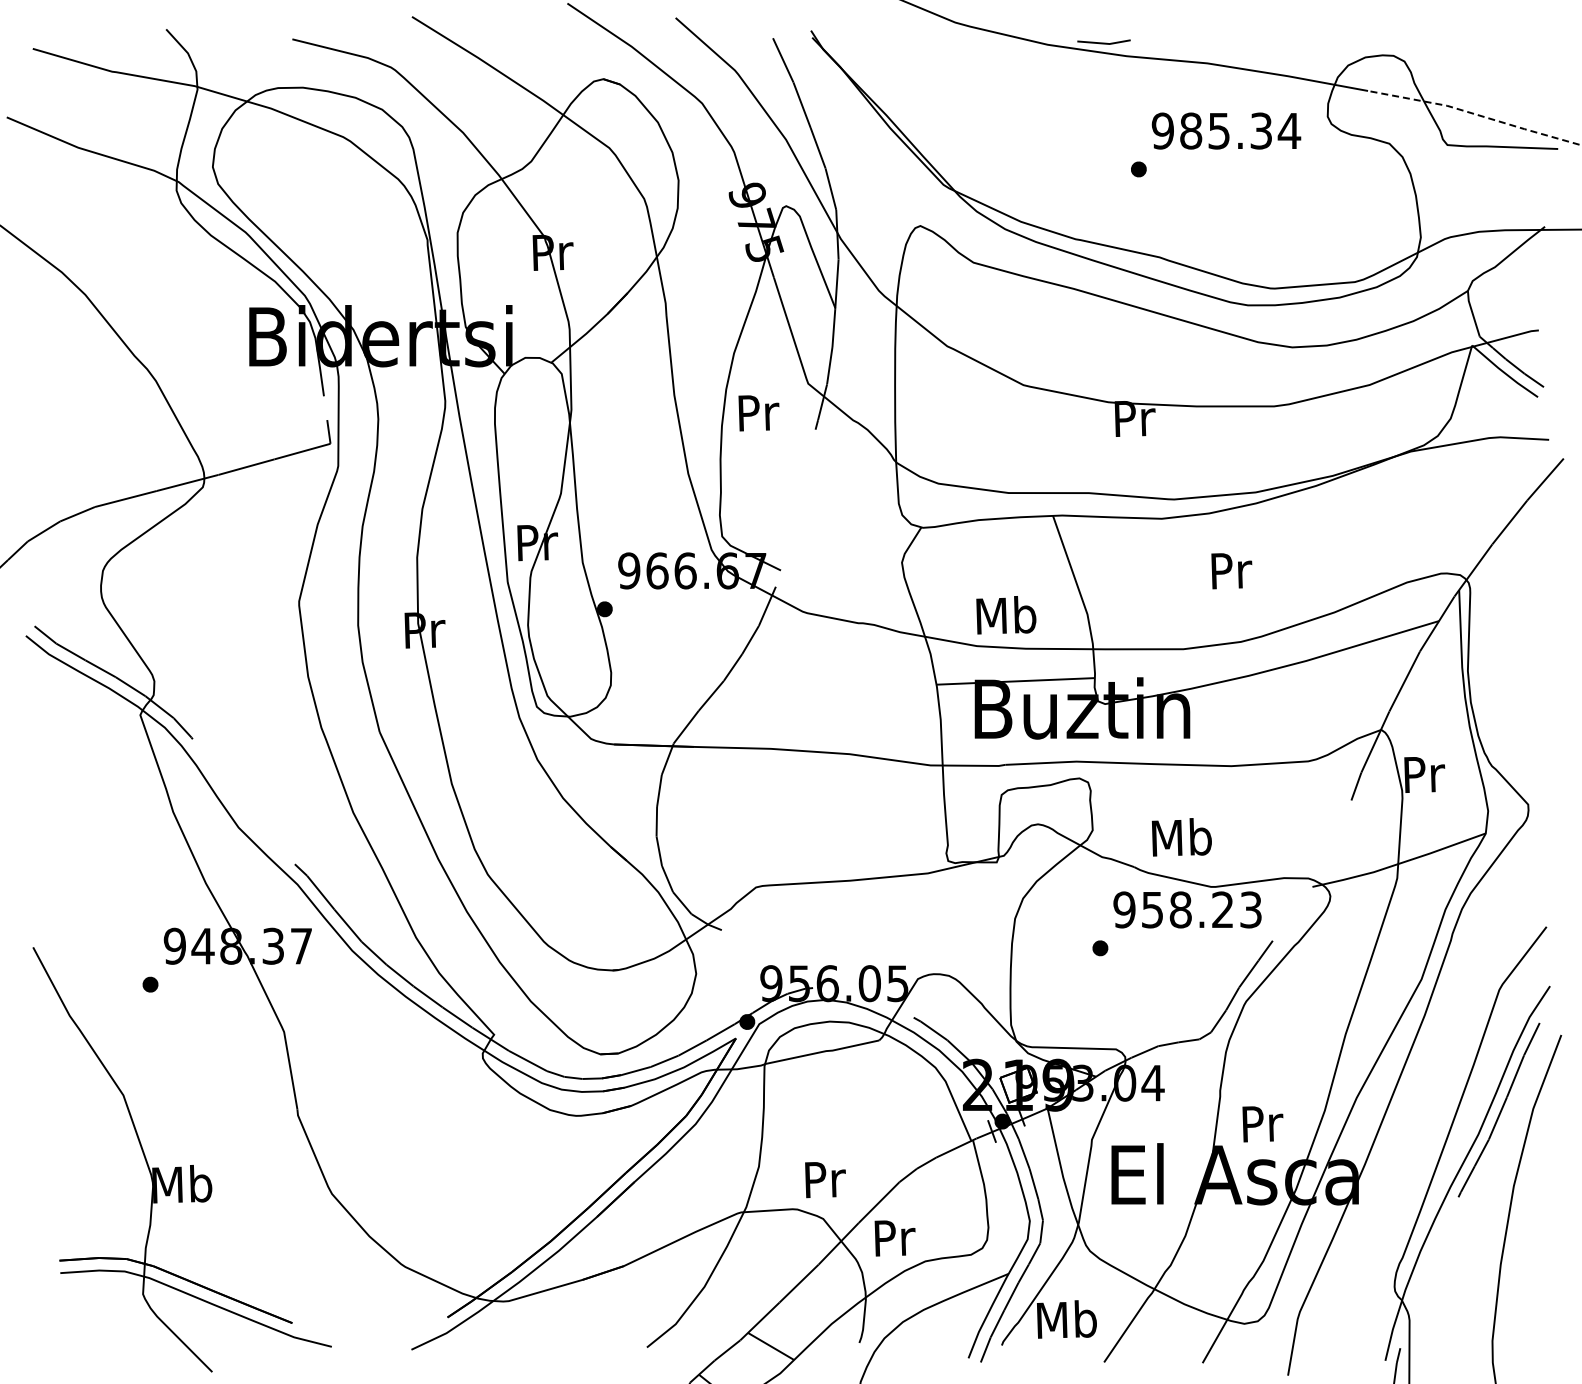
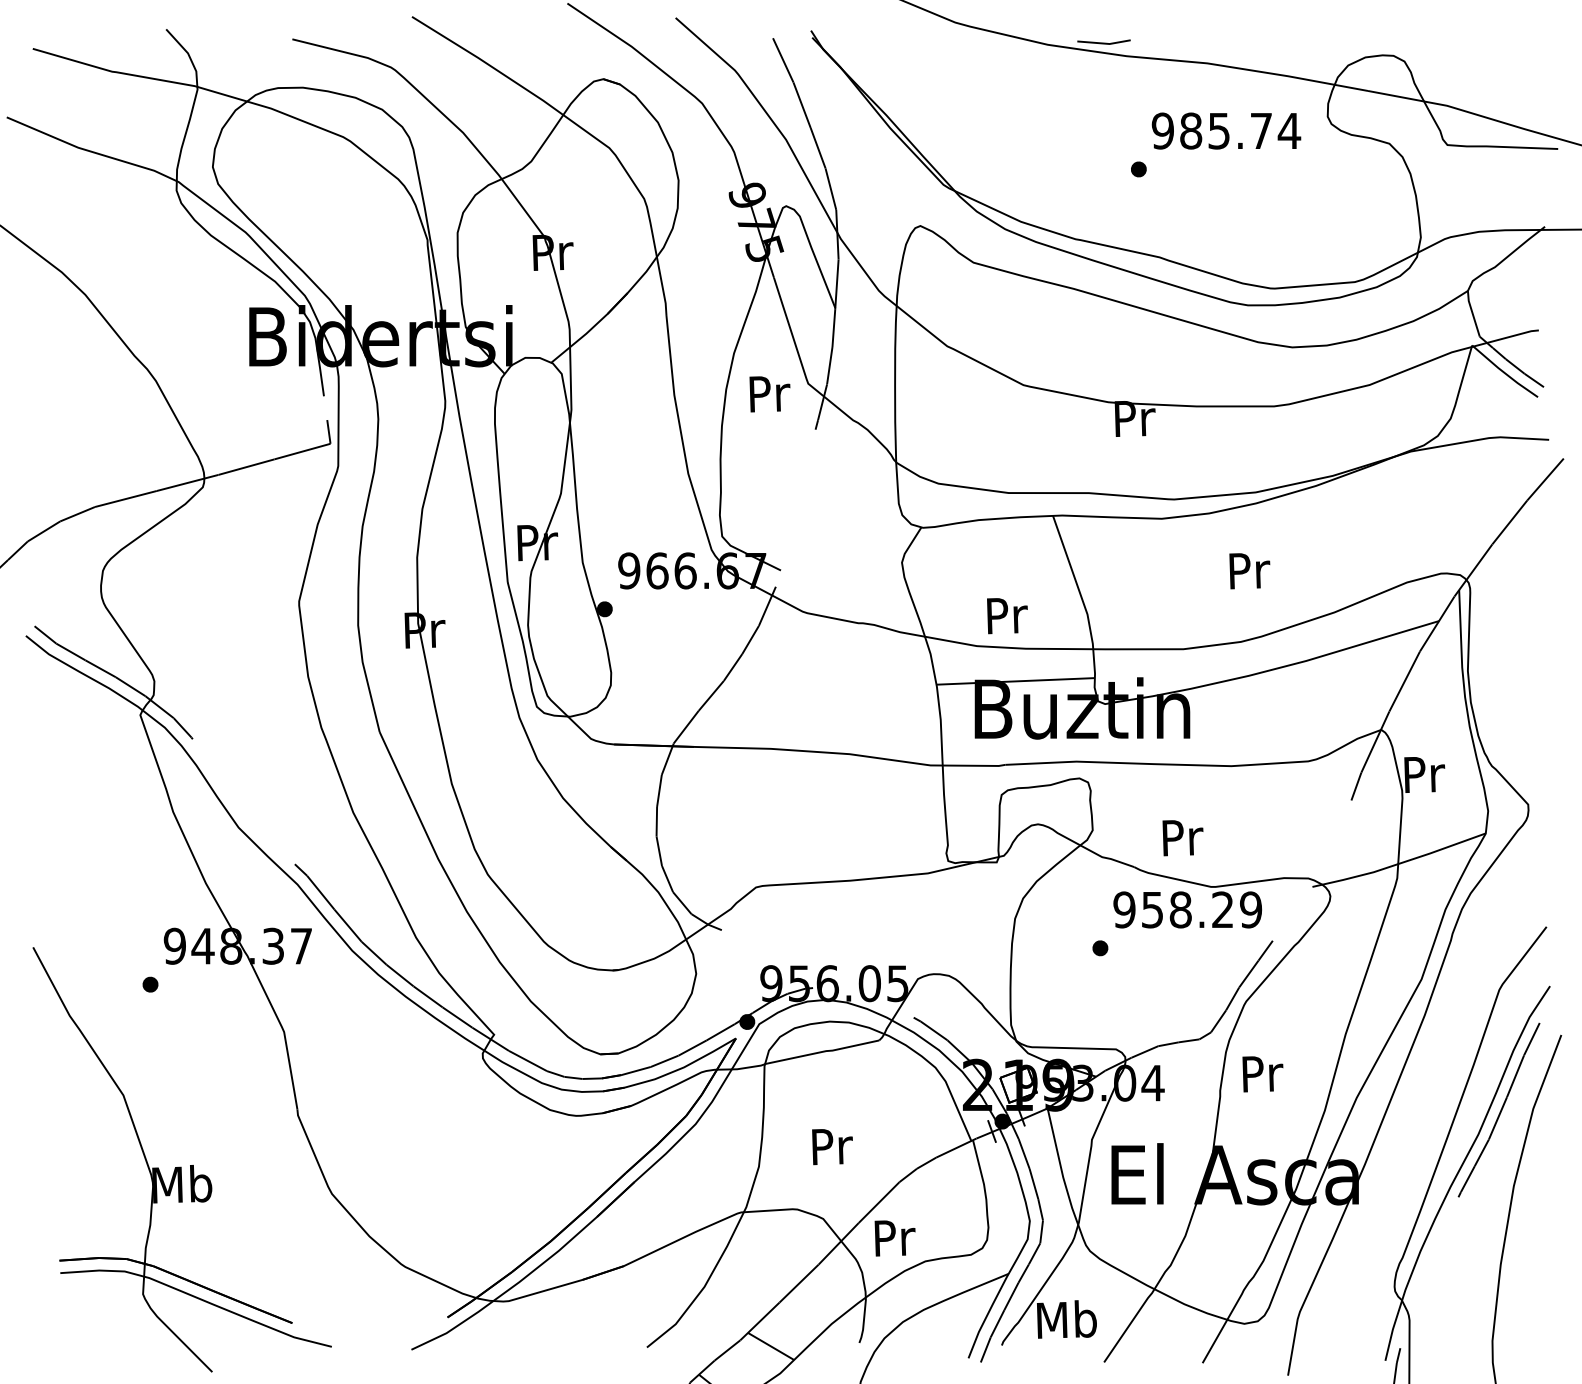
line: dashed -> solid (1475, 114)
text: 985.34 -> 985.74 (1260, 130)
text position: (758, 413) -> (769, 394) (769, 394)
text position: (1231, 571) -> (1249, 571) (1249, 571)
text: Mb -> Pr (1006, 615)
text: Mb -> Pr (1181, 837)
text: 958.23 -> 958.29 (1251, 909)
text position: (1262, 1124) -> (1262, 1074) (1262, 1074)
text position: (825, 1180) -> (832, 1147) (832, 1147)
